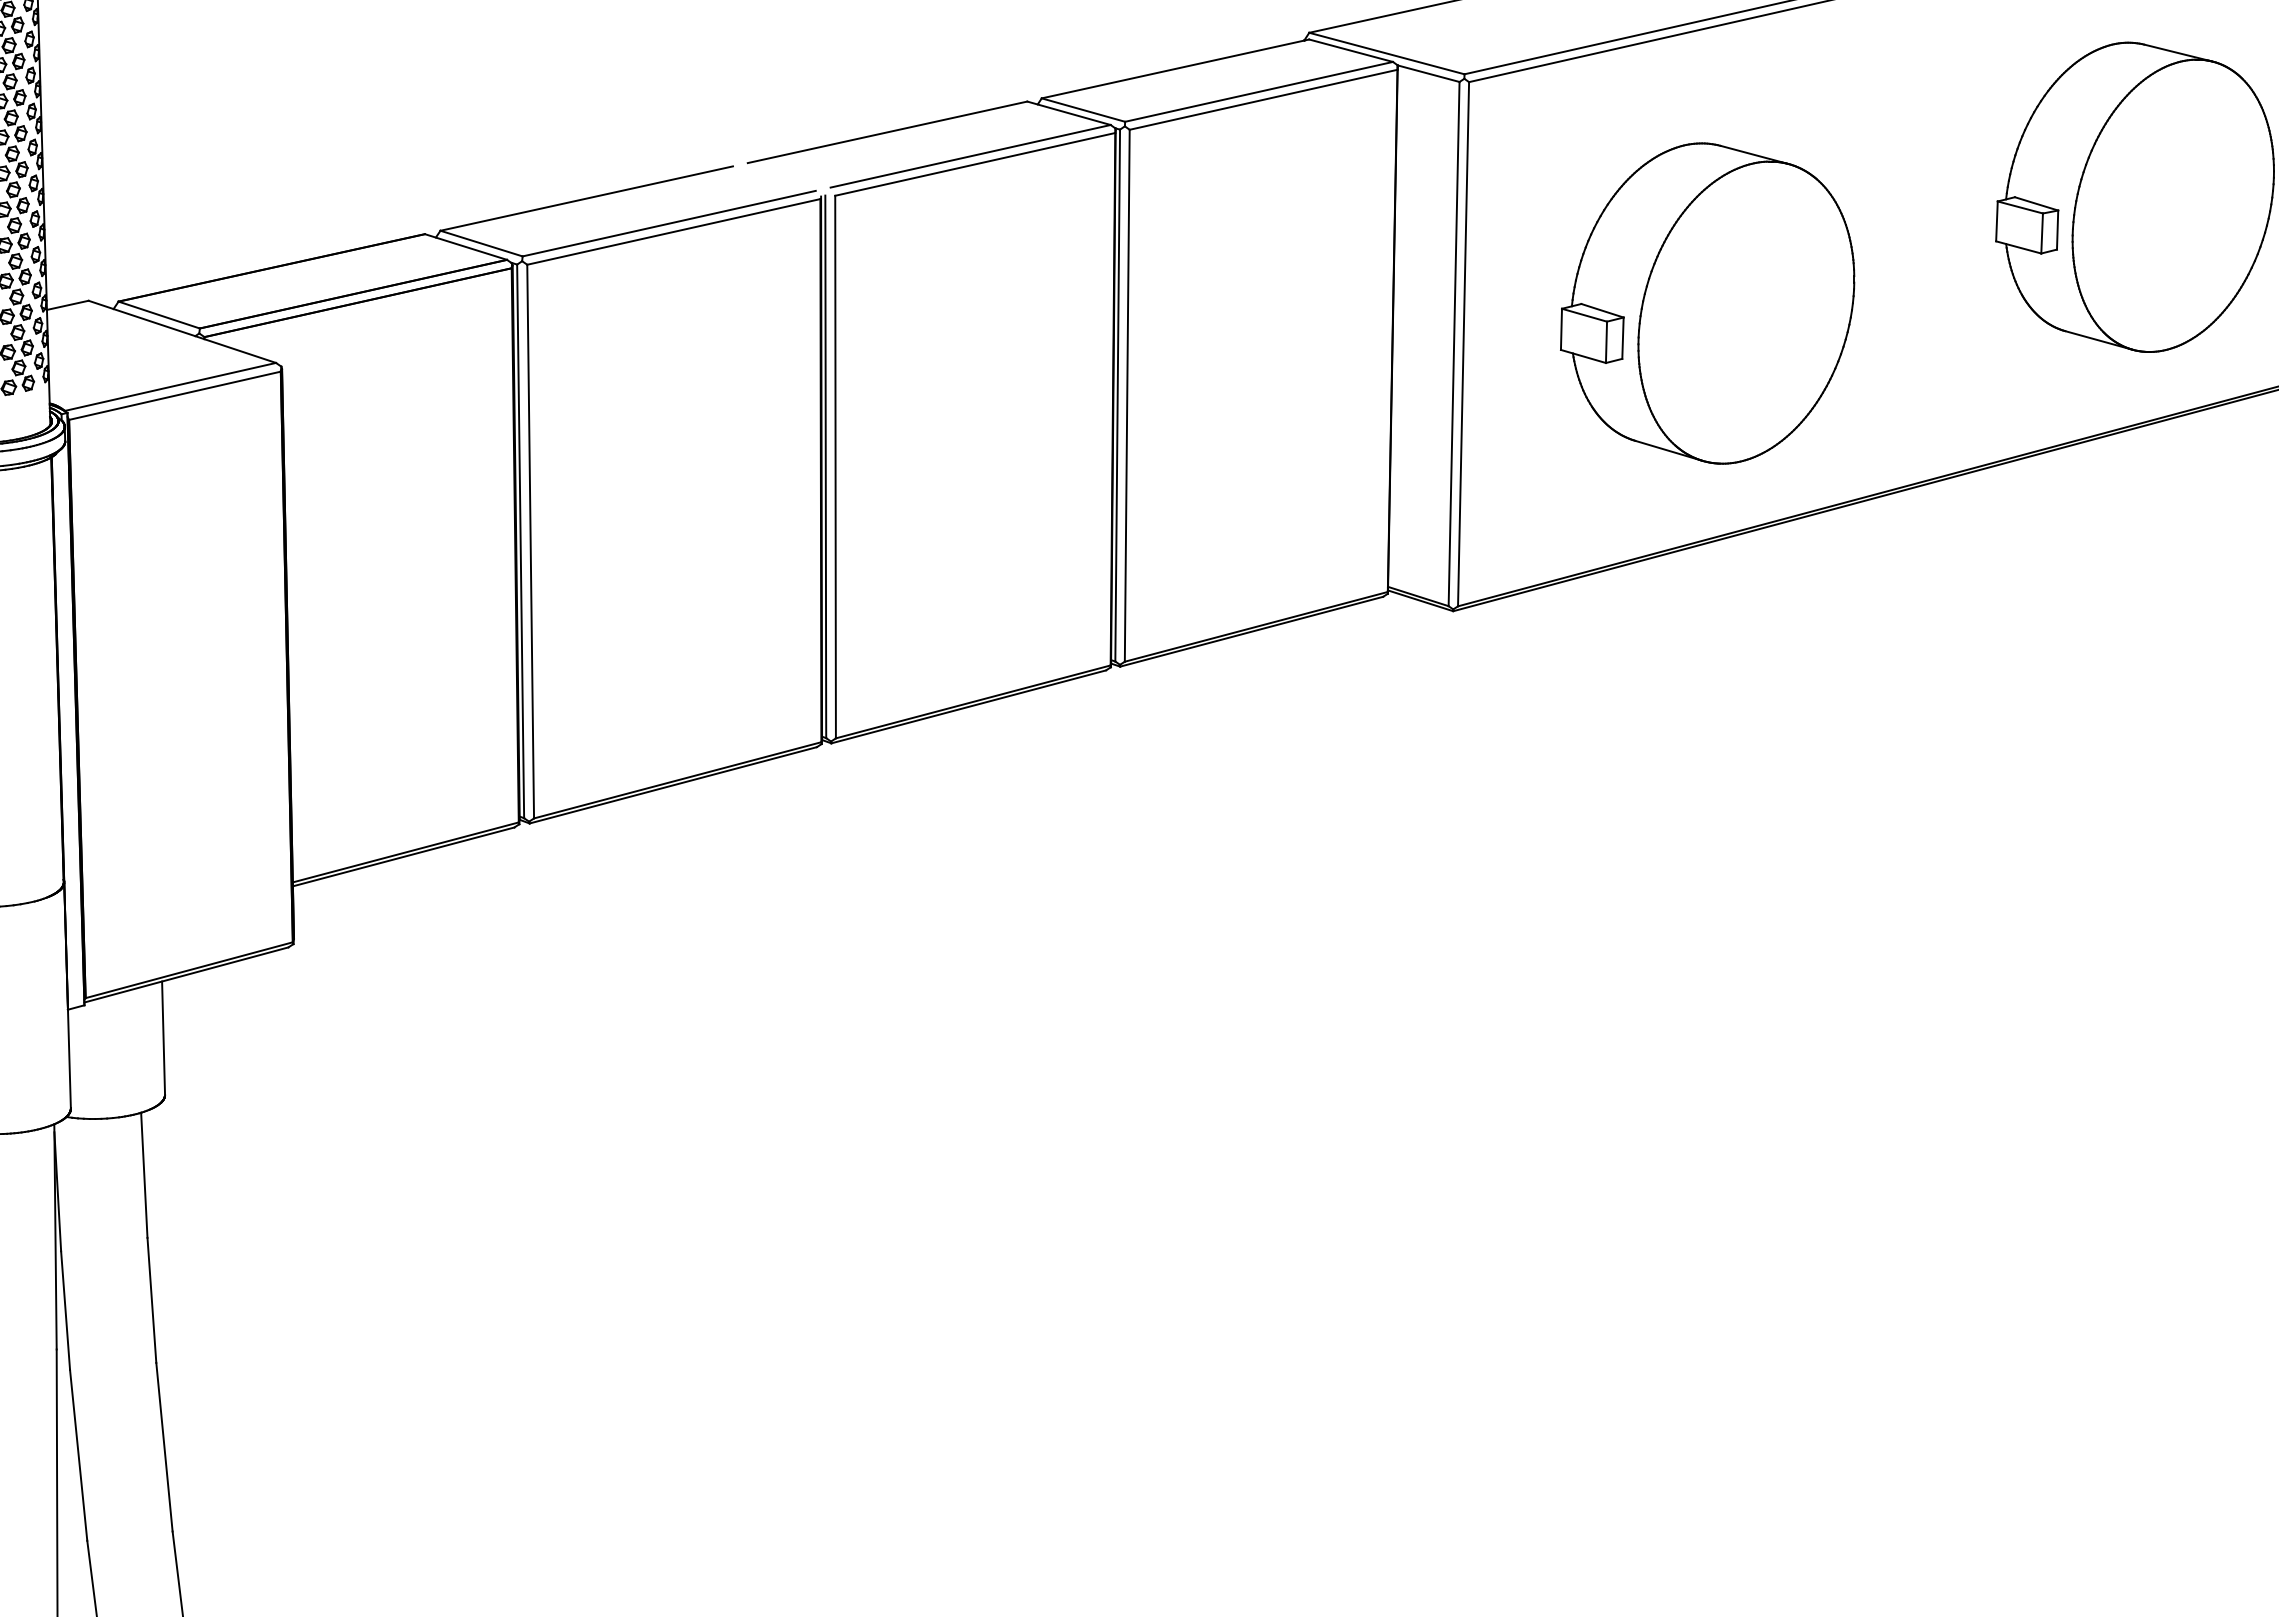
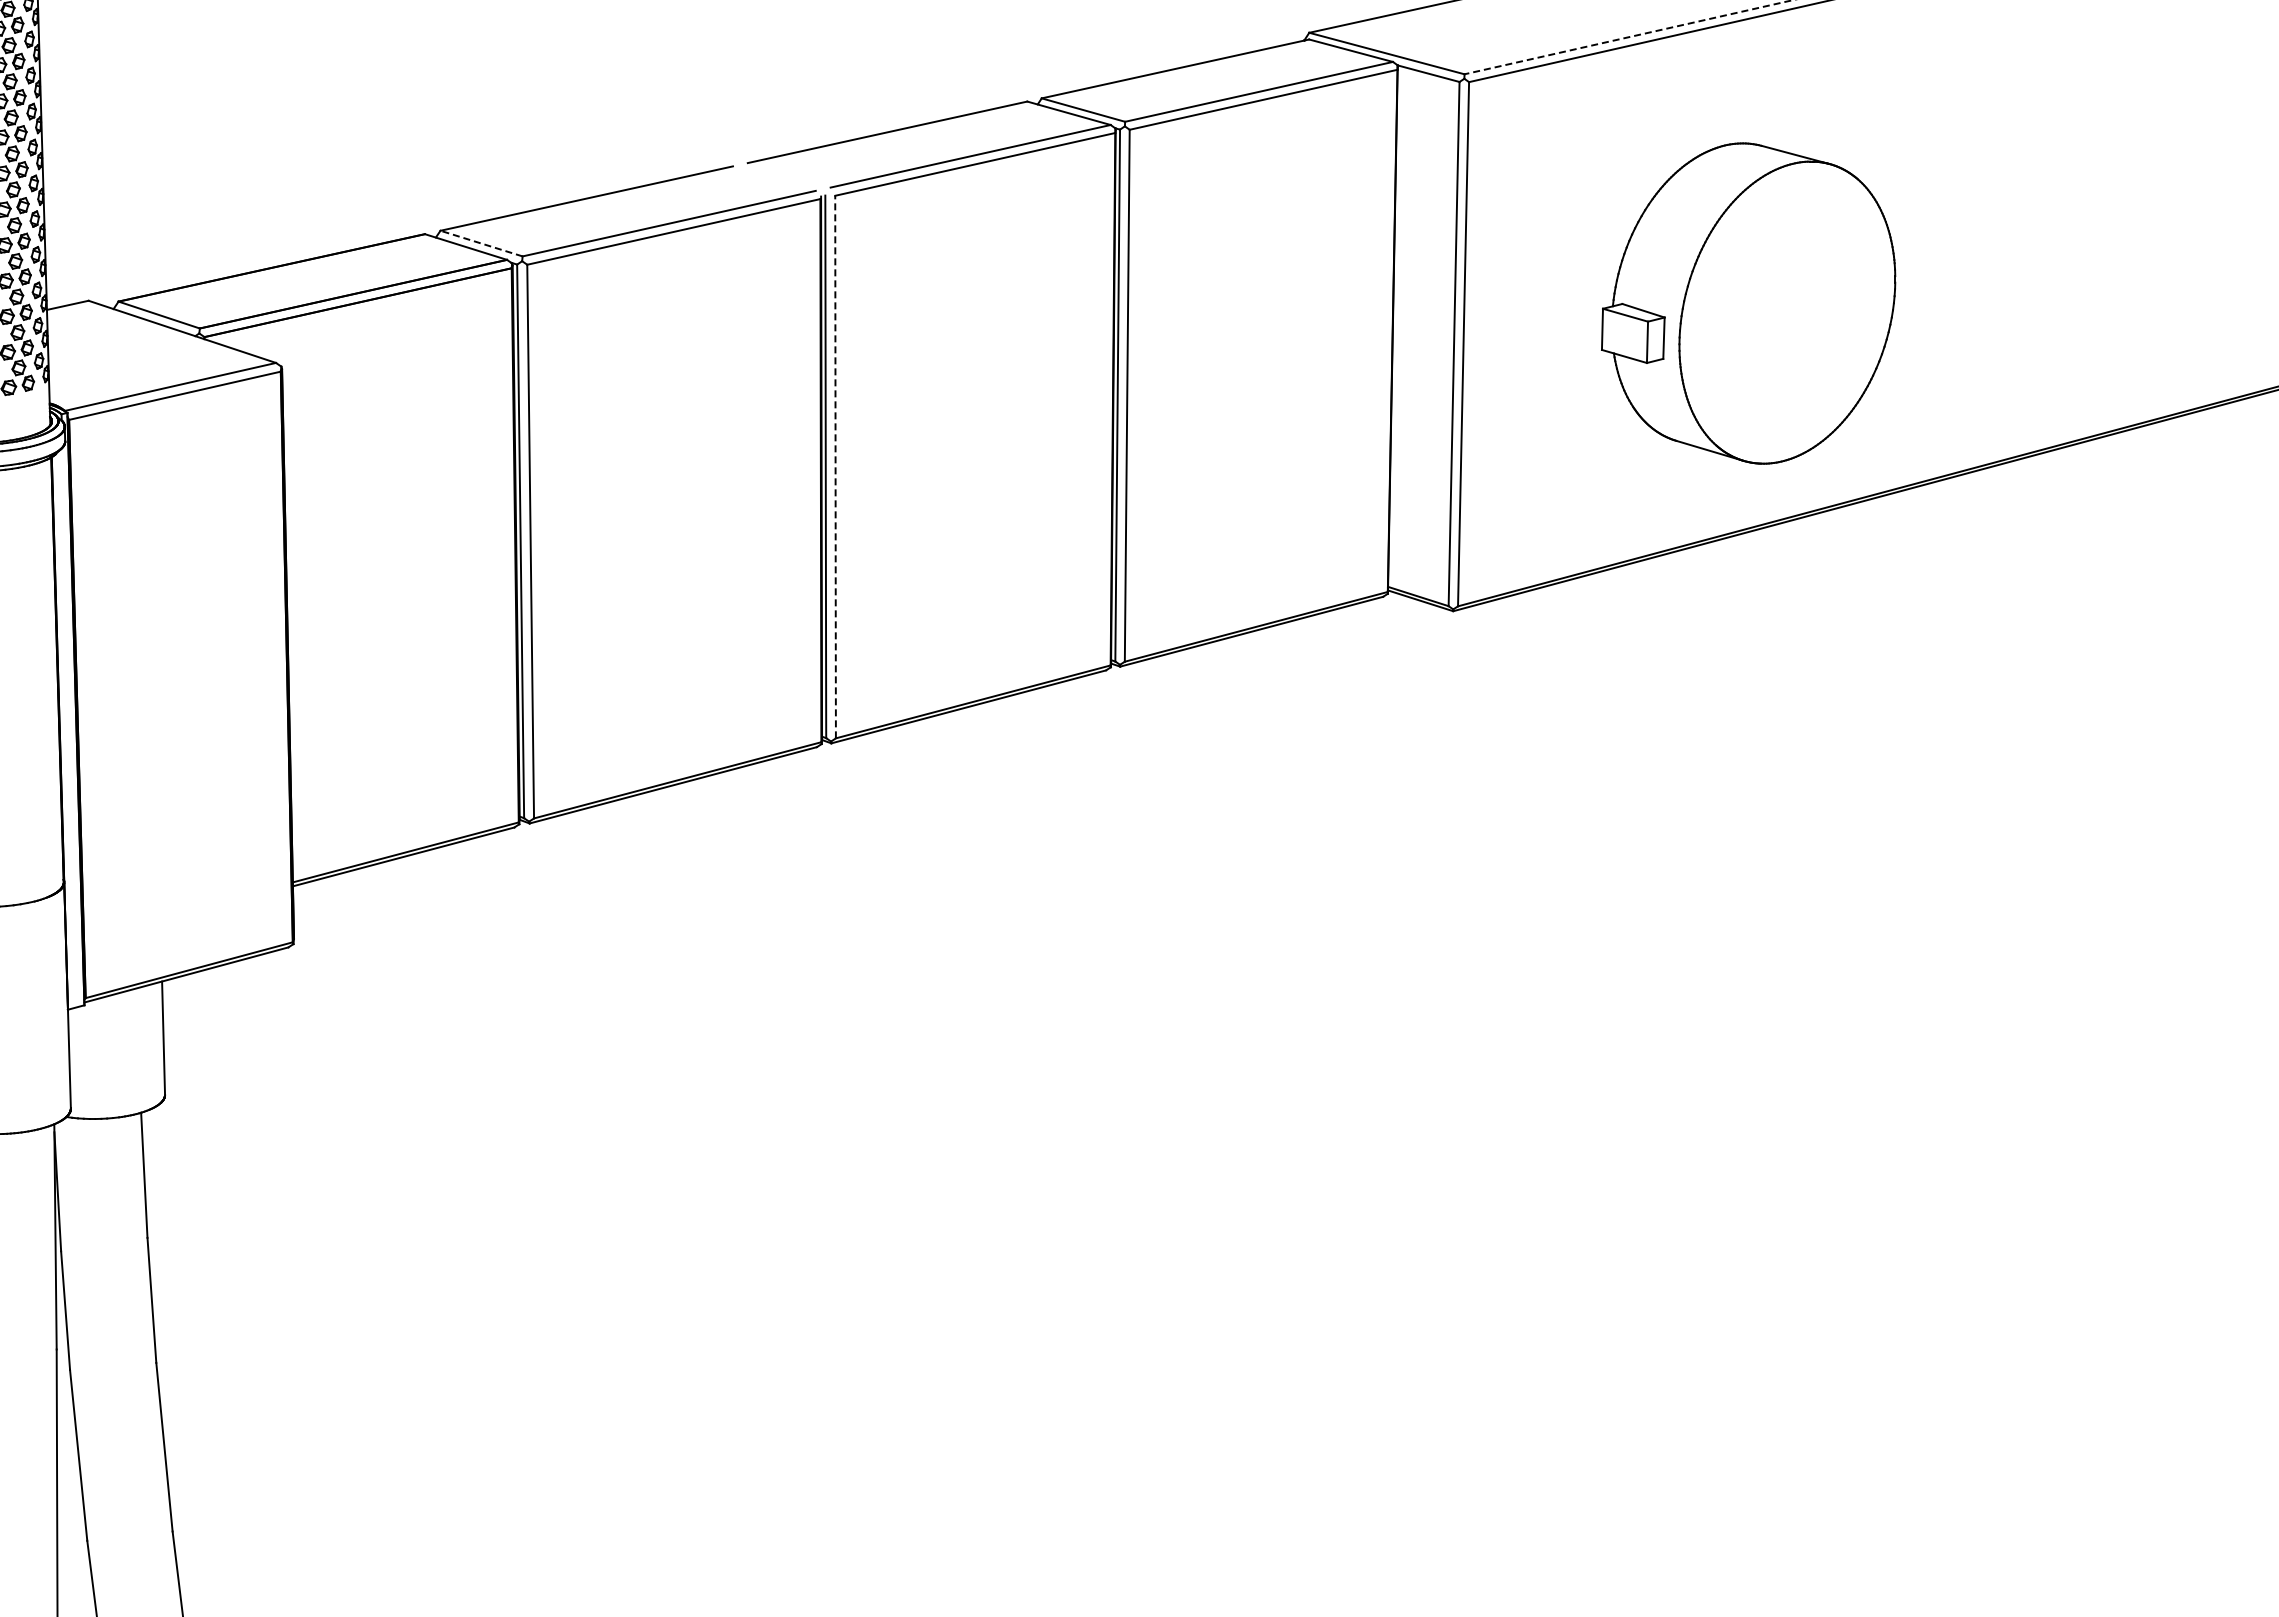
line: solid -> dashed (1628, 37)
part: present -> none (2134, 196)
line: solid -> dashed (481, 243)
part position: (1707, 303) -> (1748, 303) (1748, 303)
line: solid -> dashed (835, 466)
